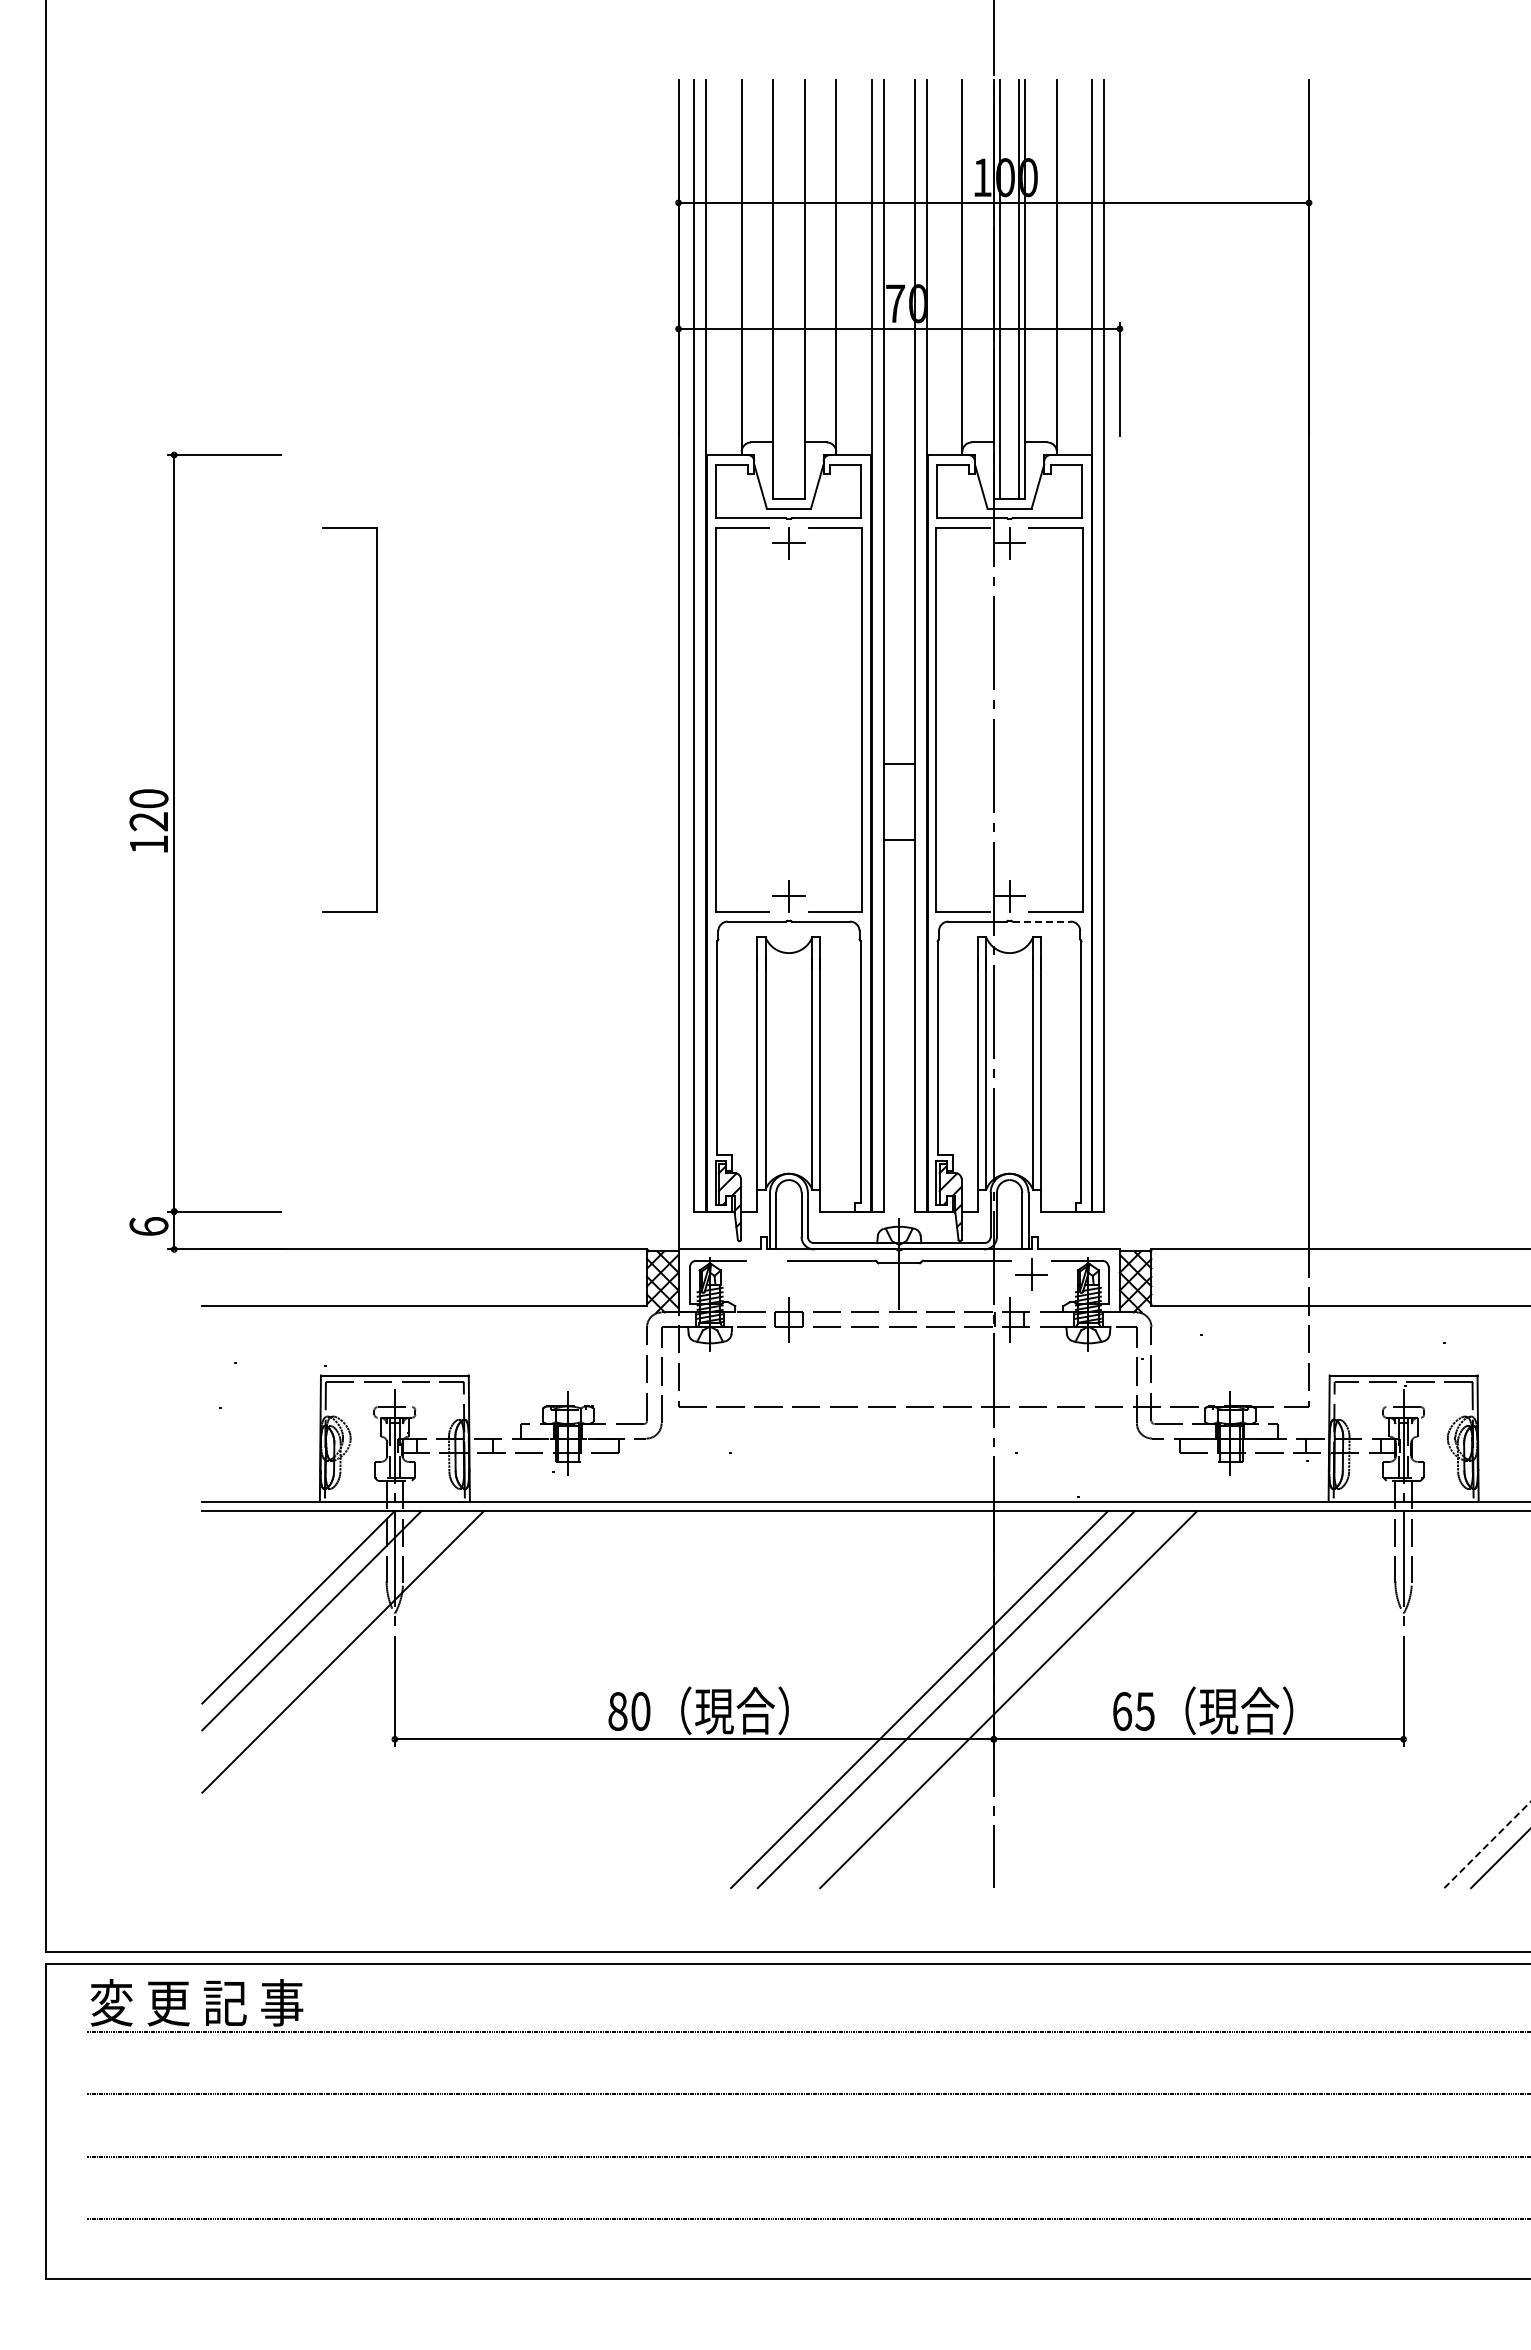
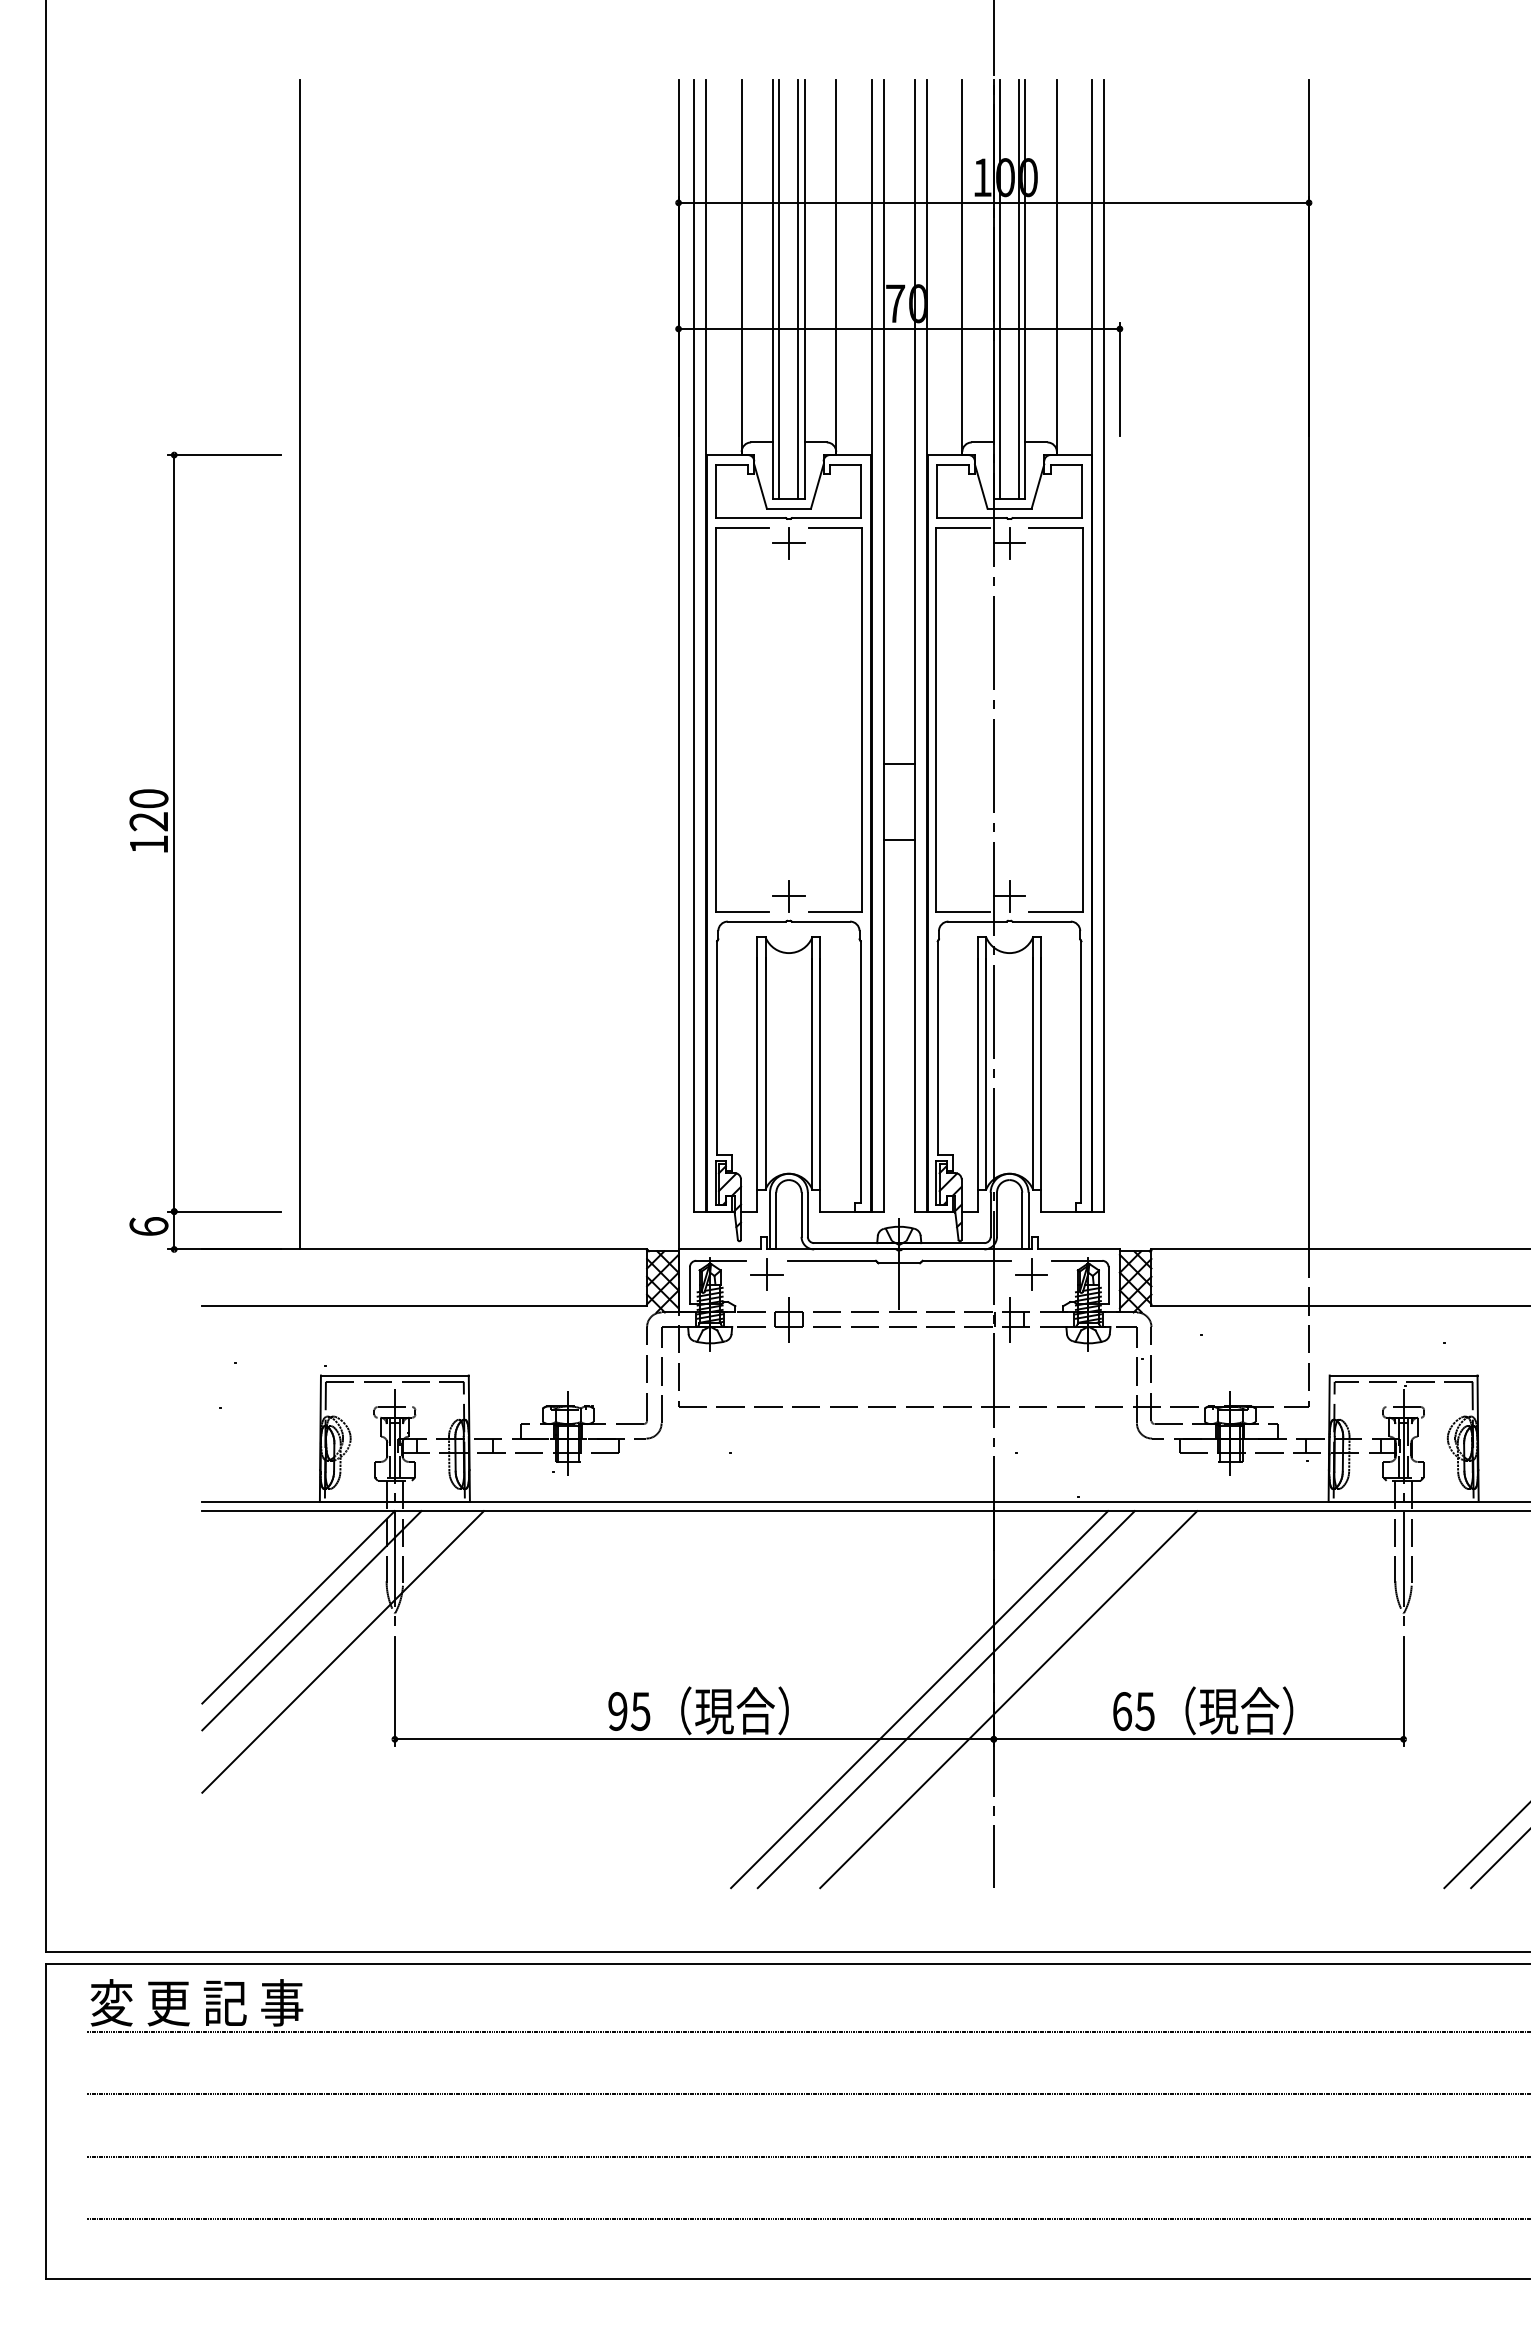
line: none -> present (779, 289)
line: none -> present (798, 289)
line: none -> present (300, 664)
part: present -> none (376, 719)
line: dashed -> solid (1042, 921)
part: none -> present (766, 1274)
text: 80 -> 95 (629, 1711)
line: dashed -> solid (1487, 1845)
